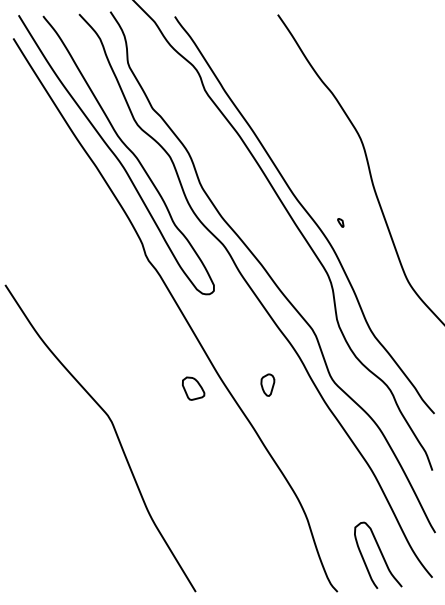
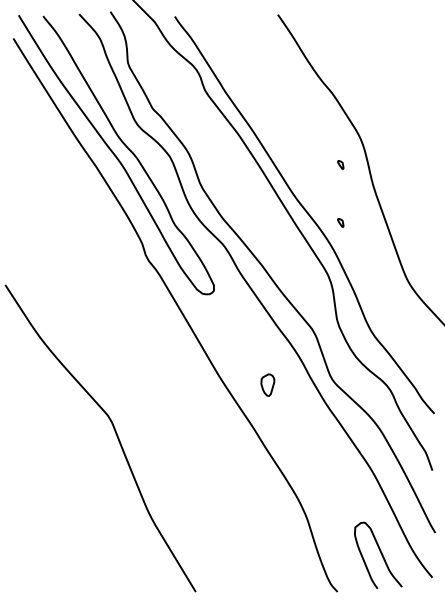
part: none -> present (340, 164)
part: present -> none (193, 388)
